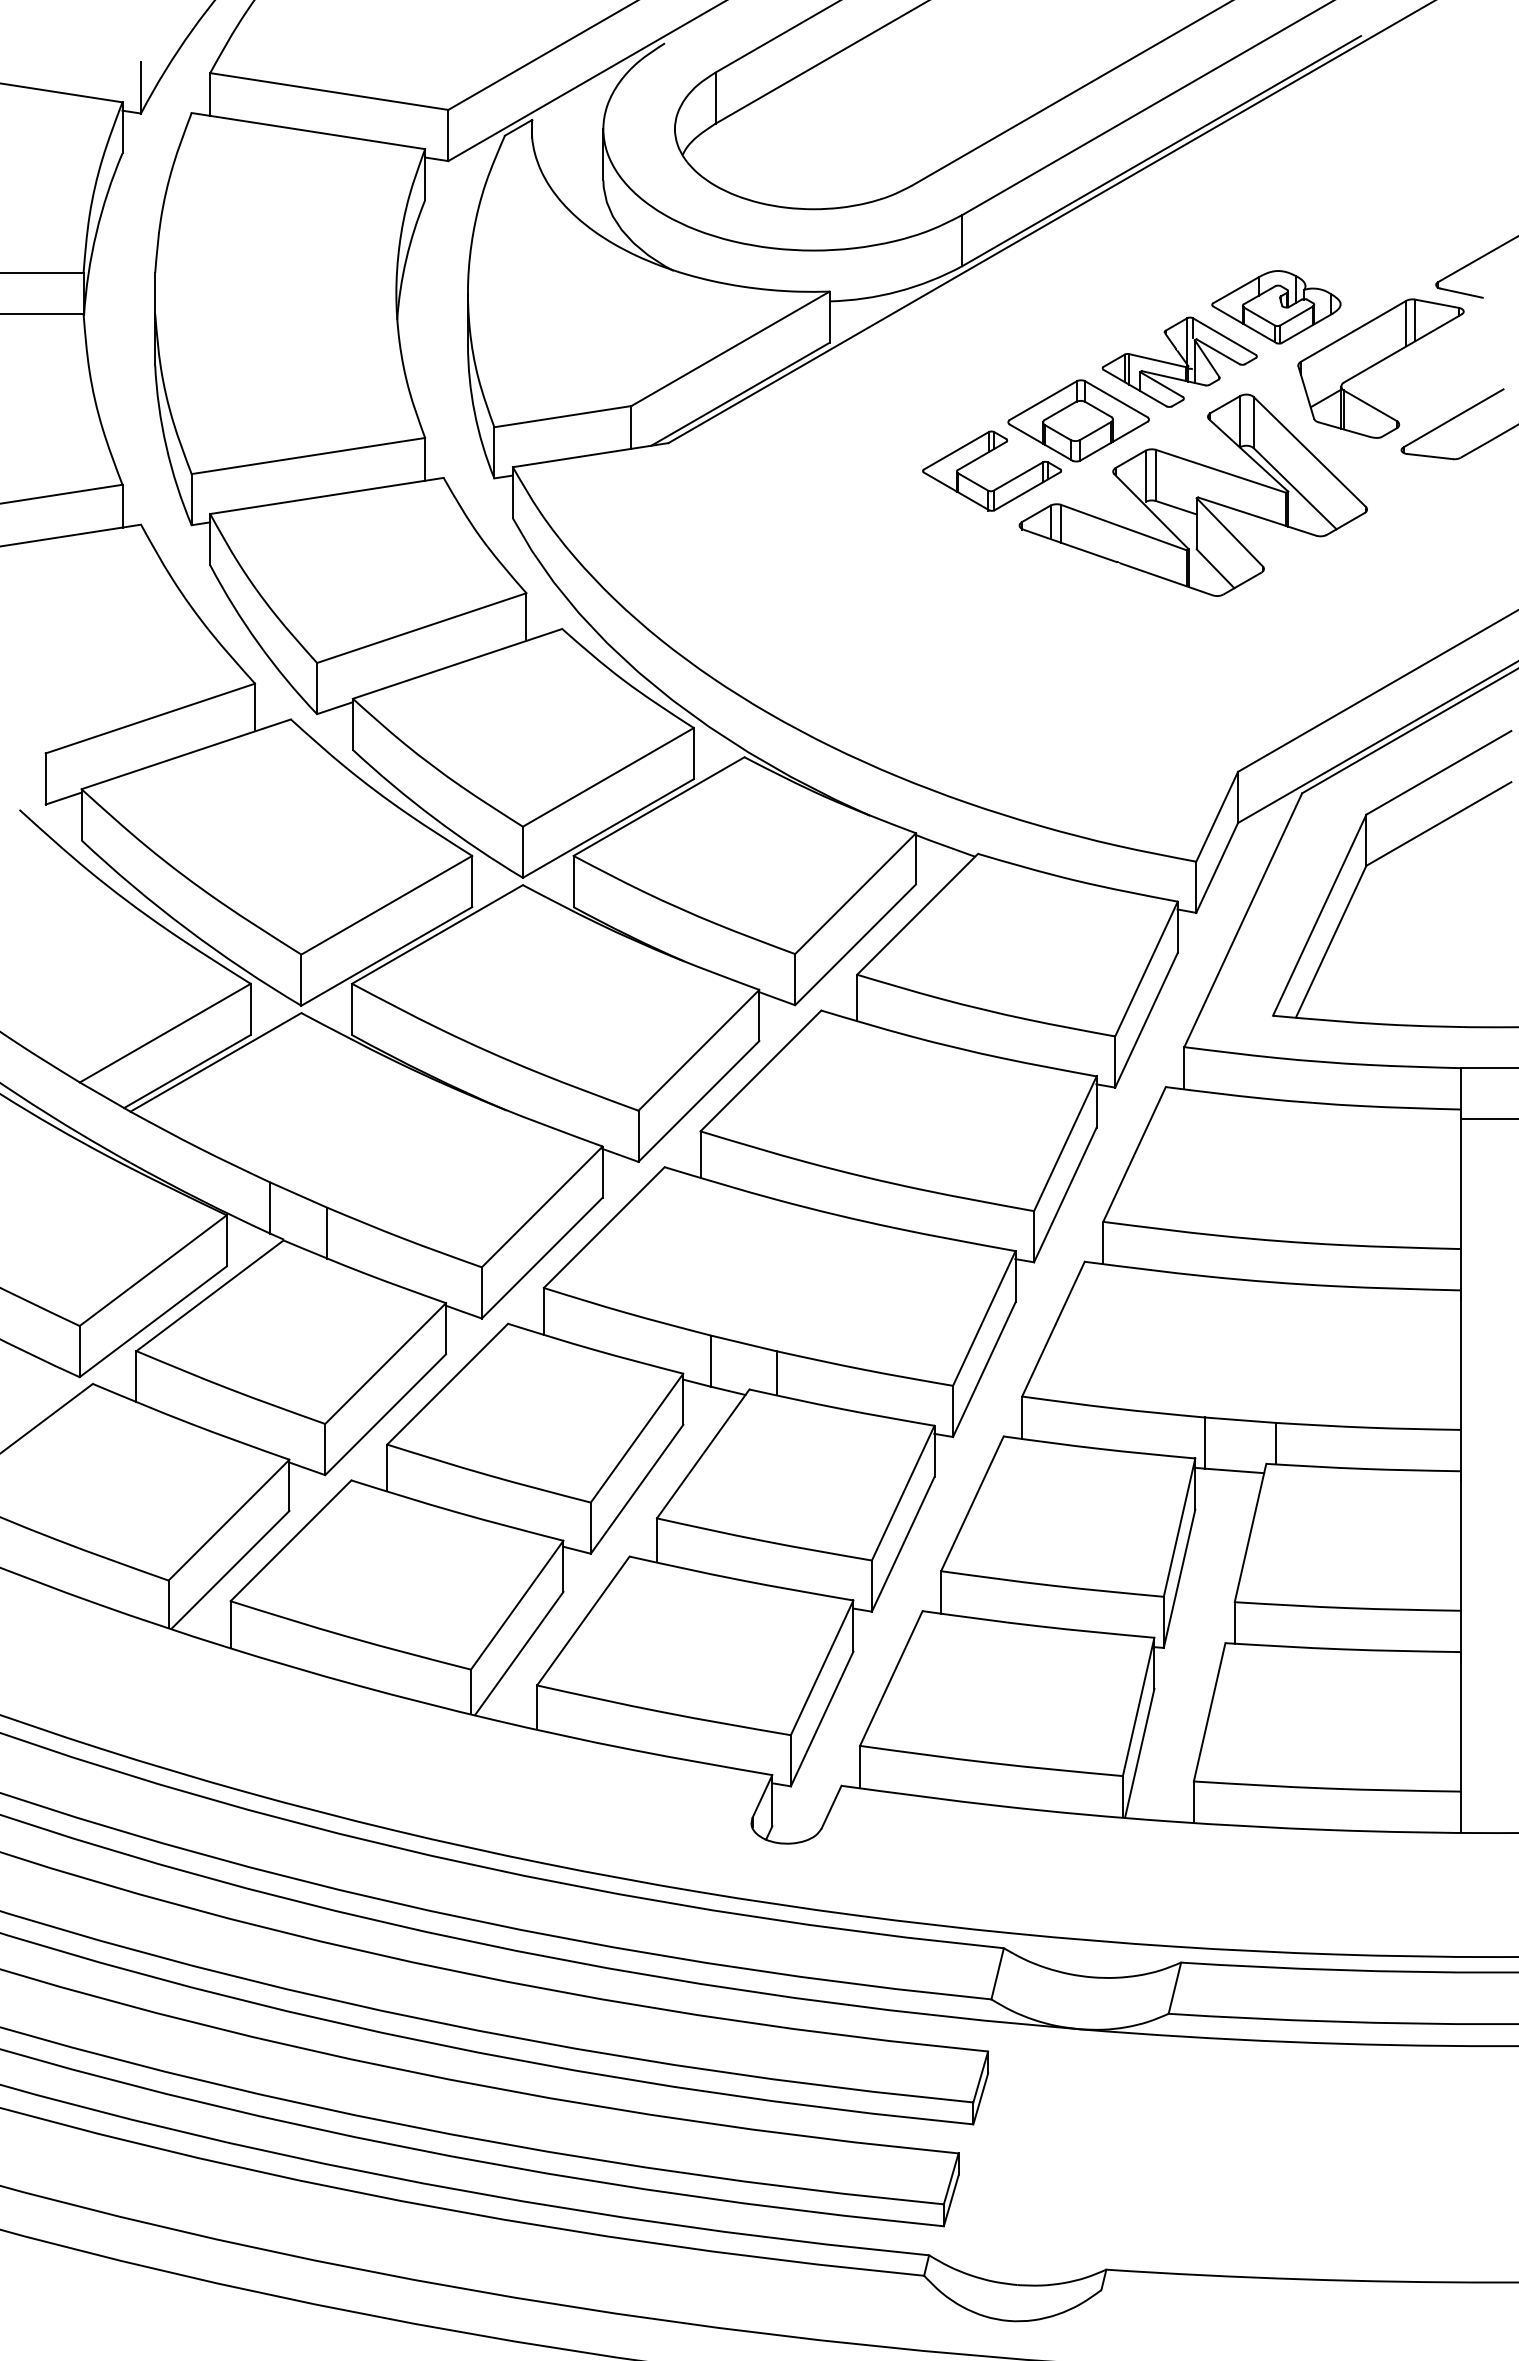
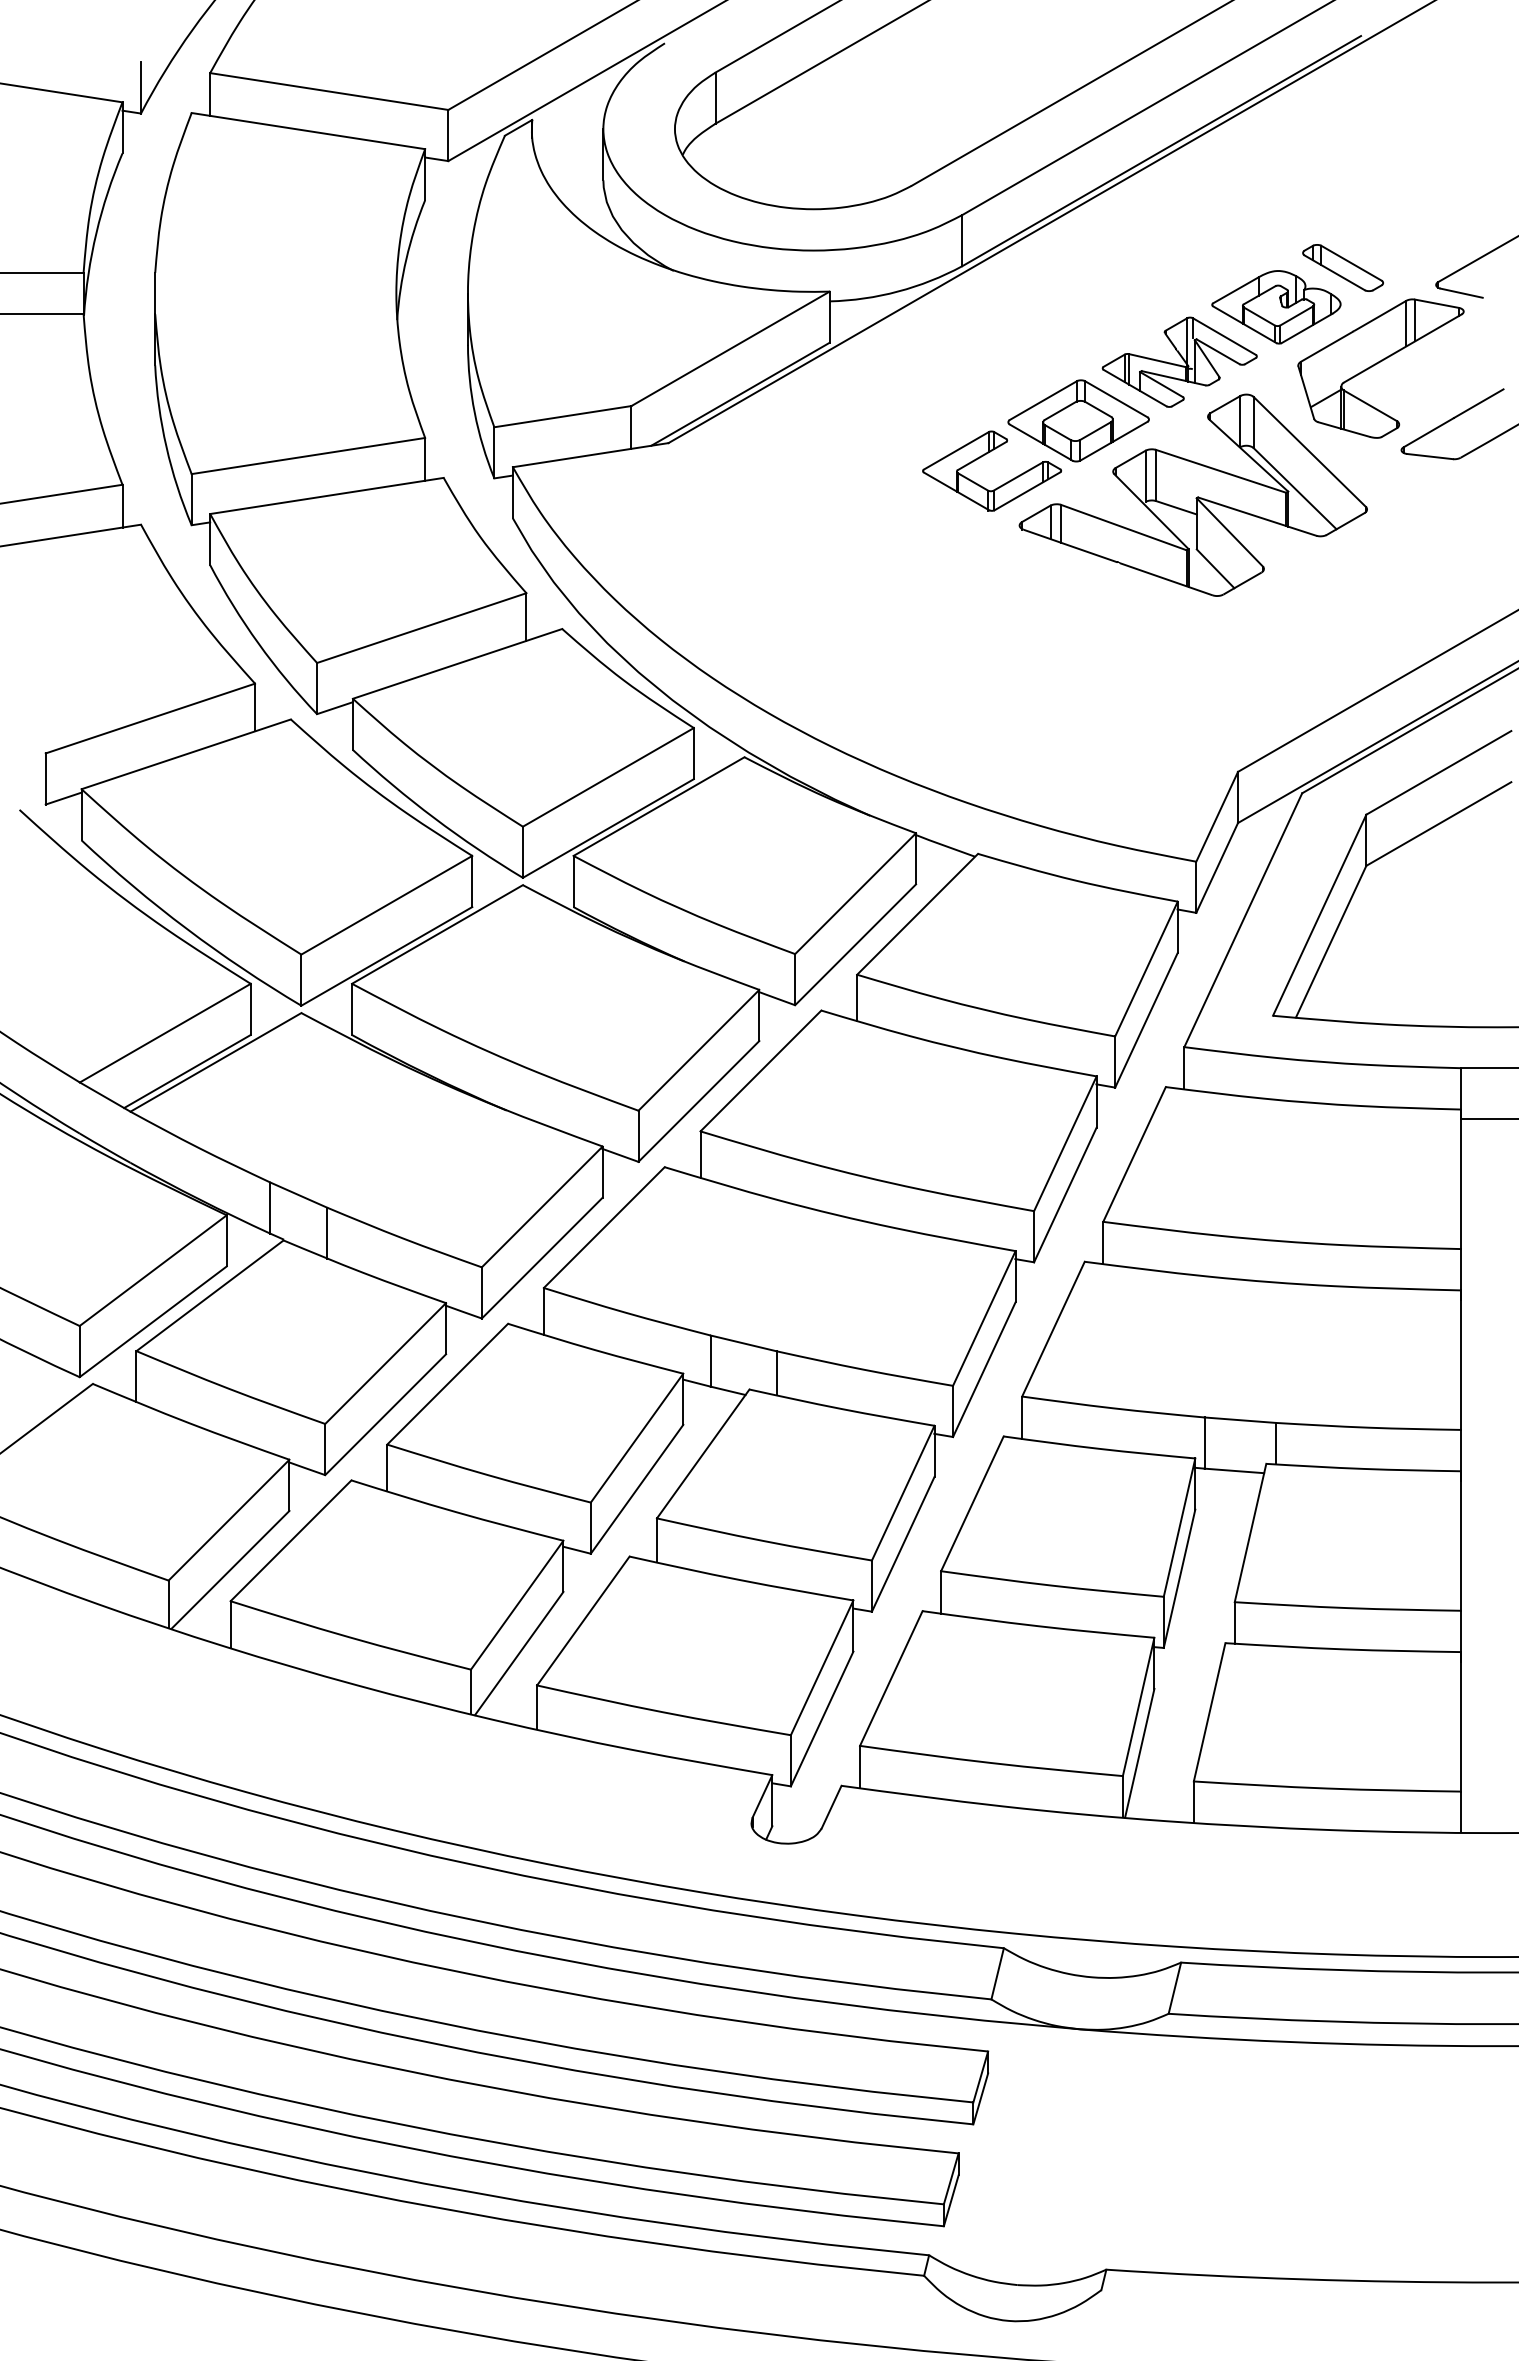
part: none -> present (1342, 267)
